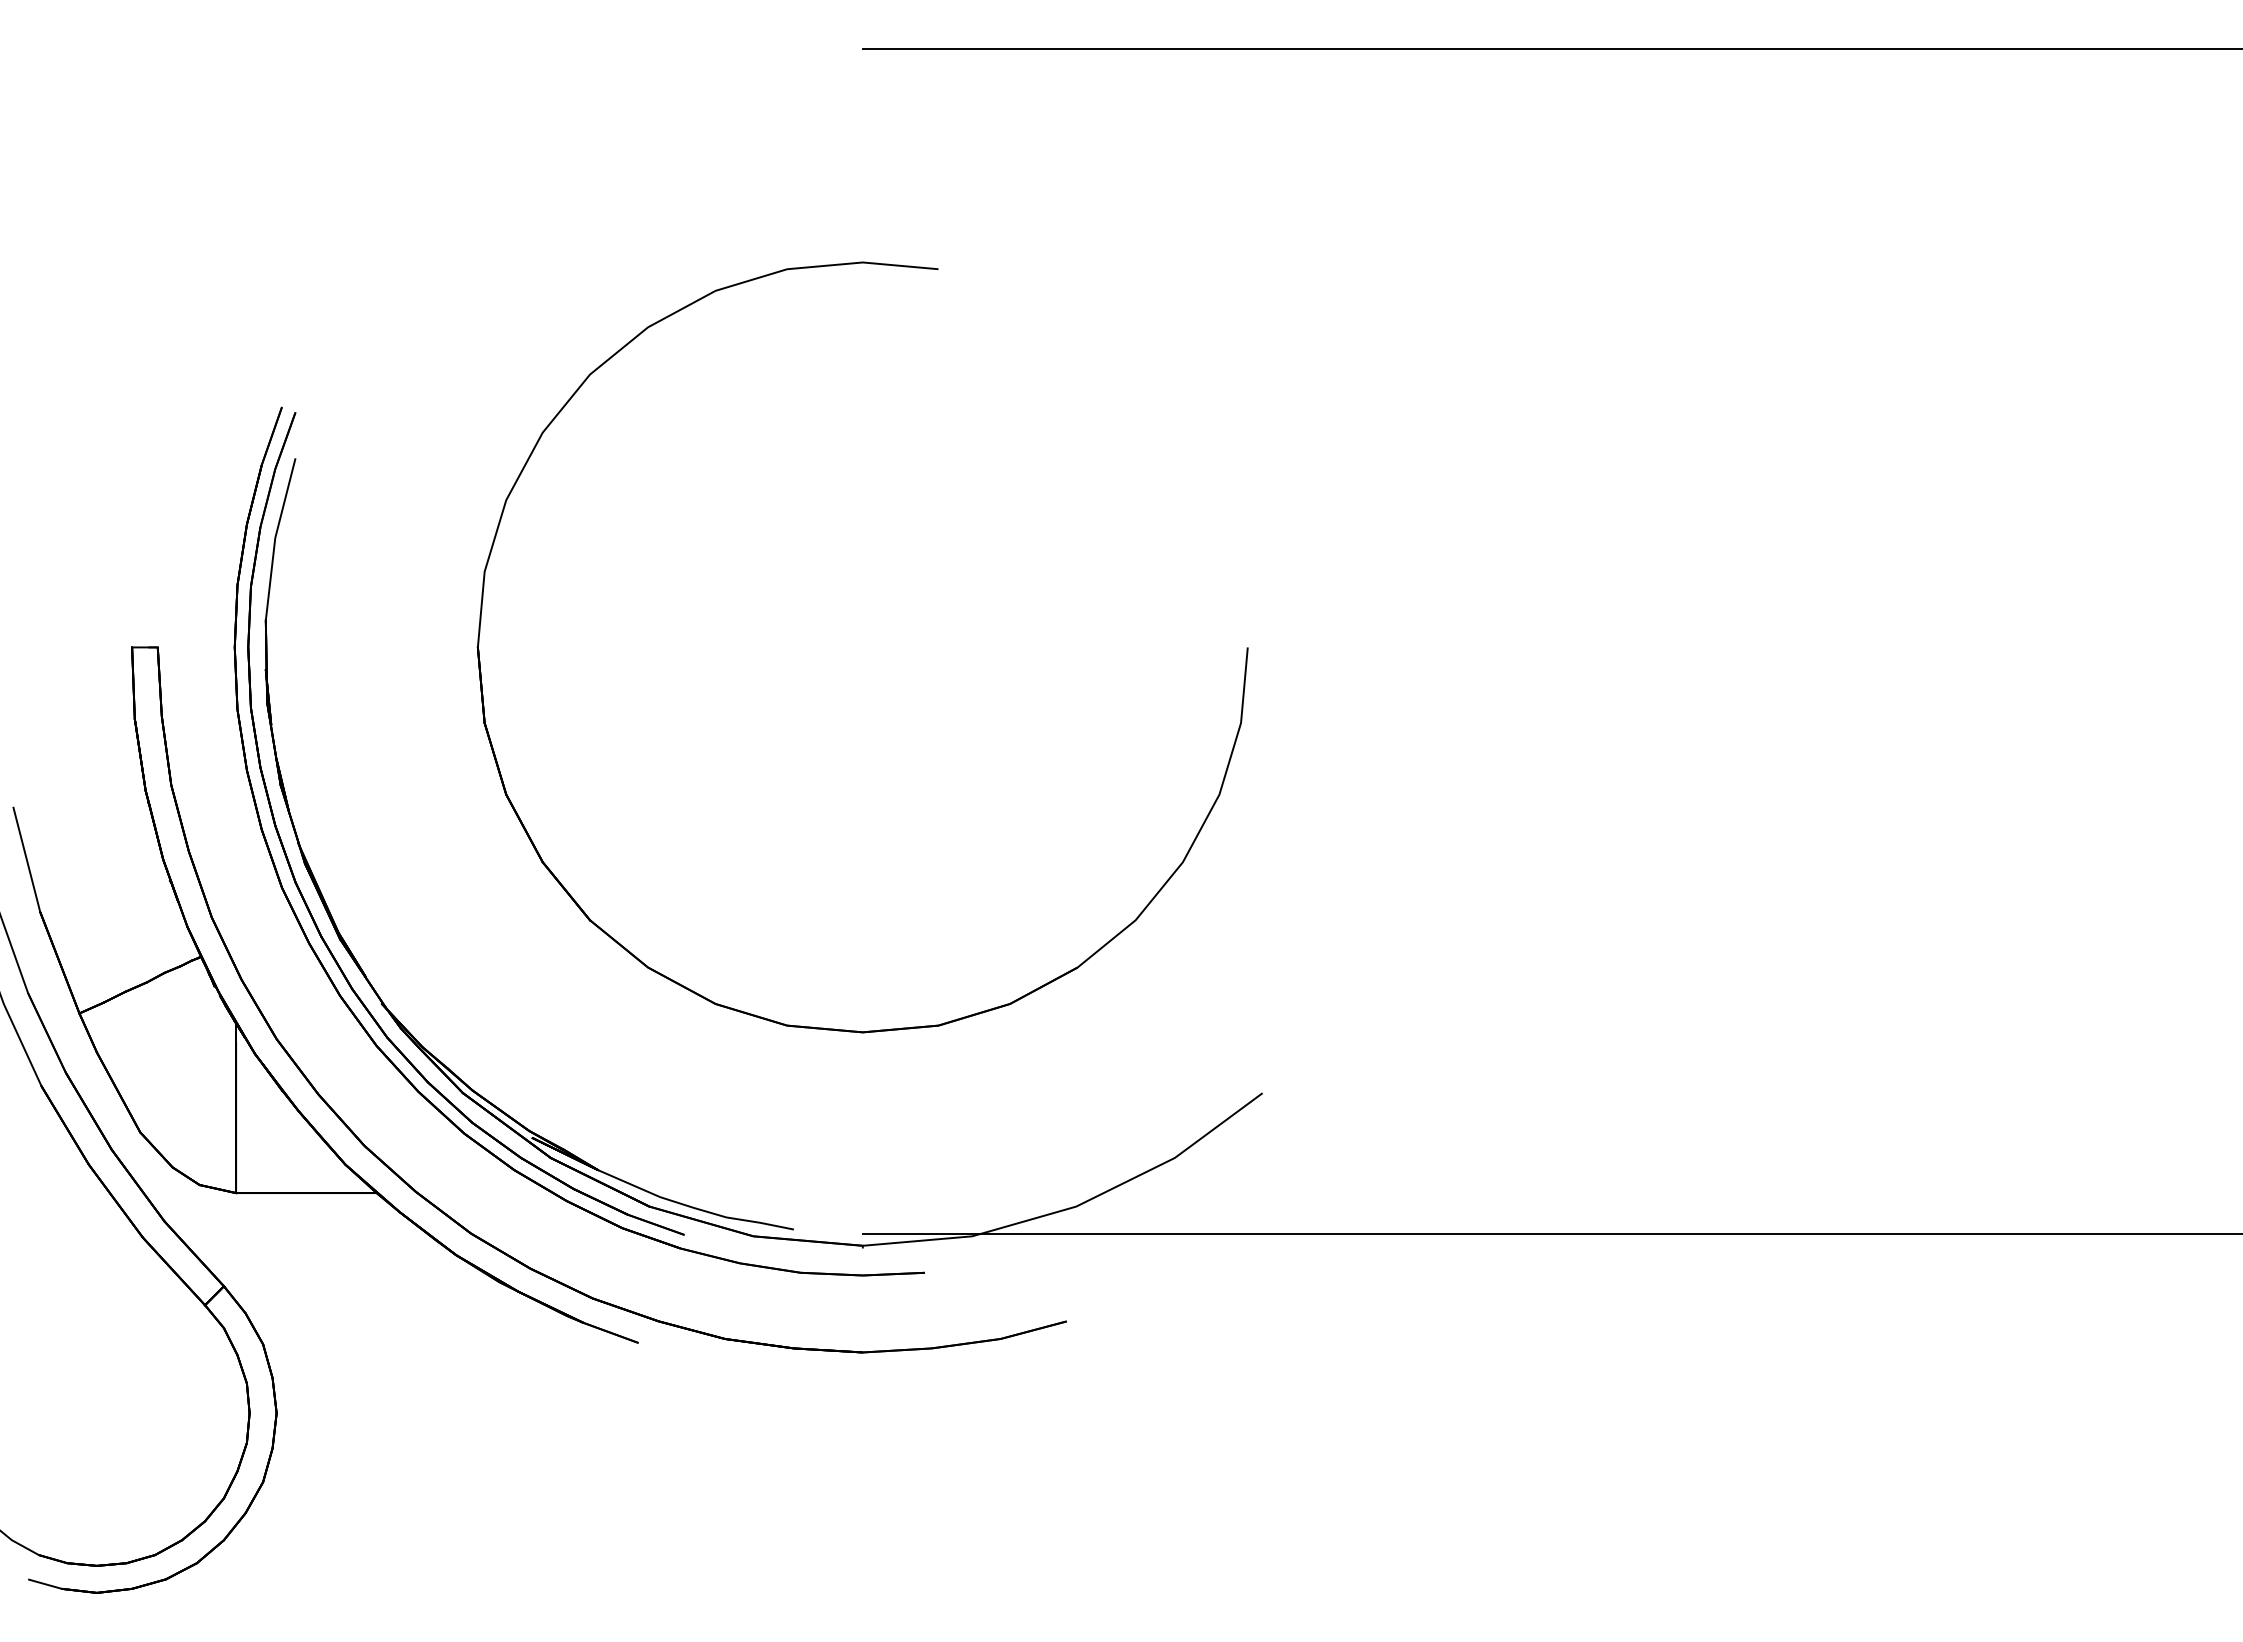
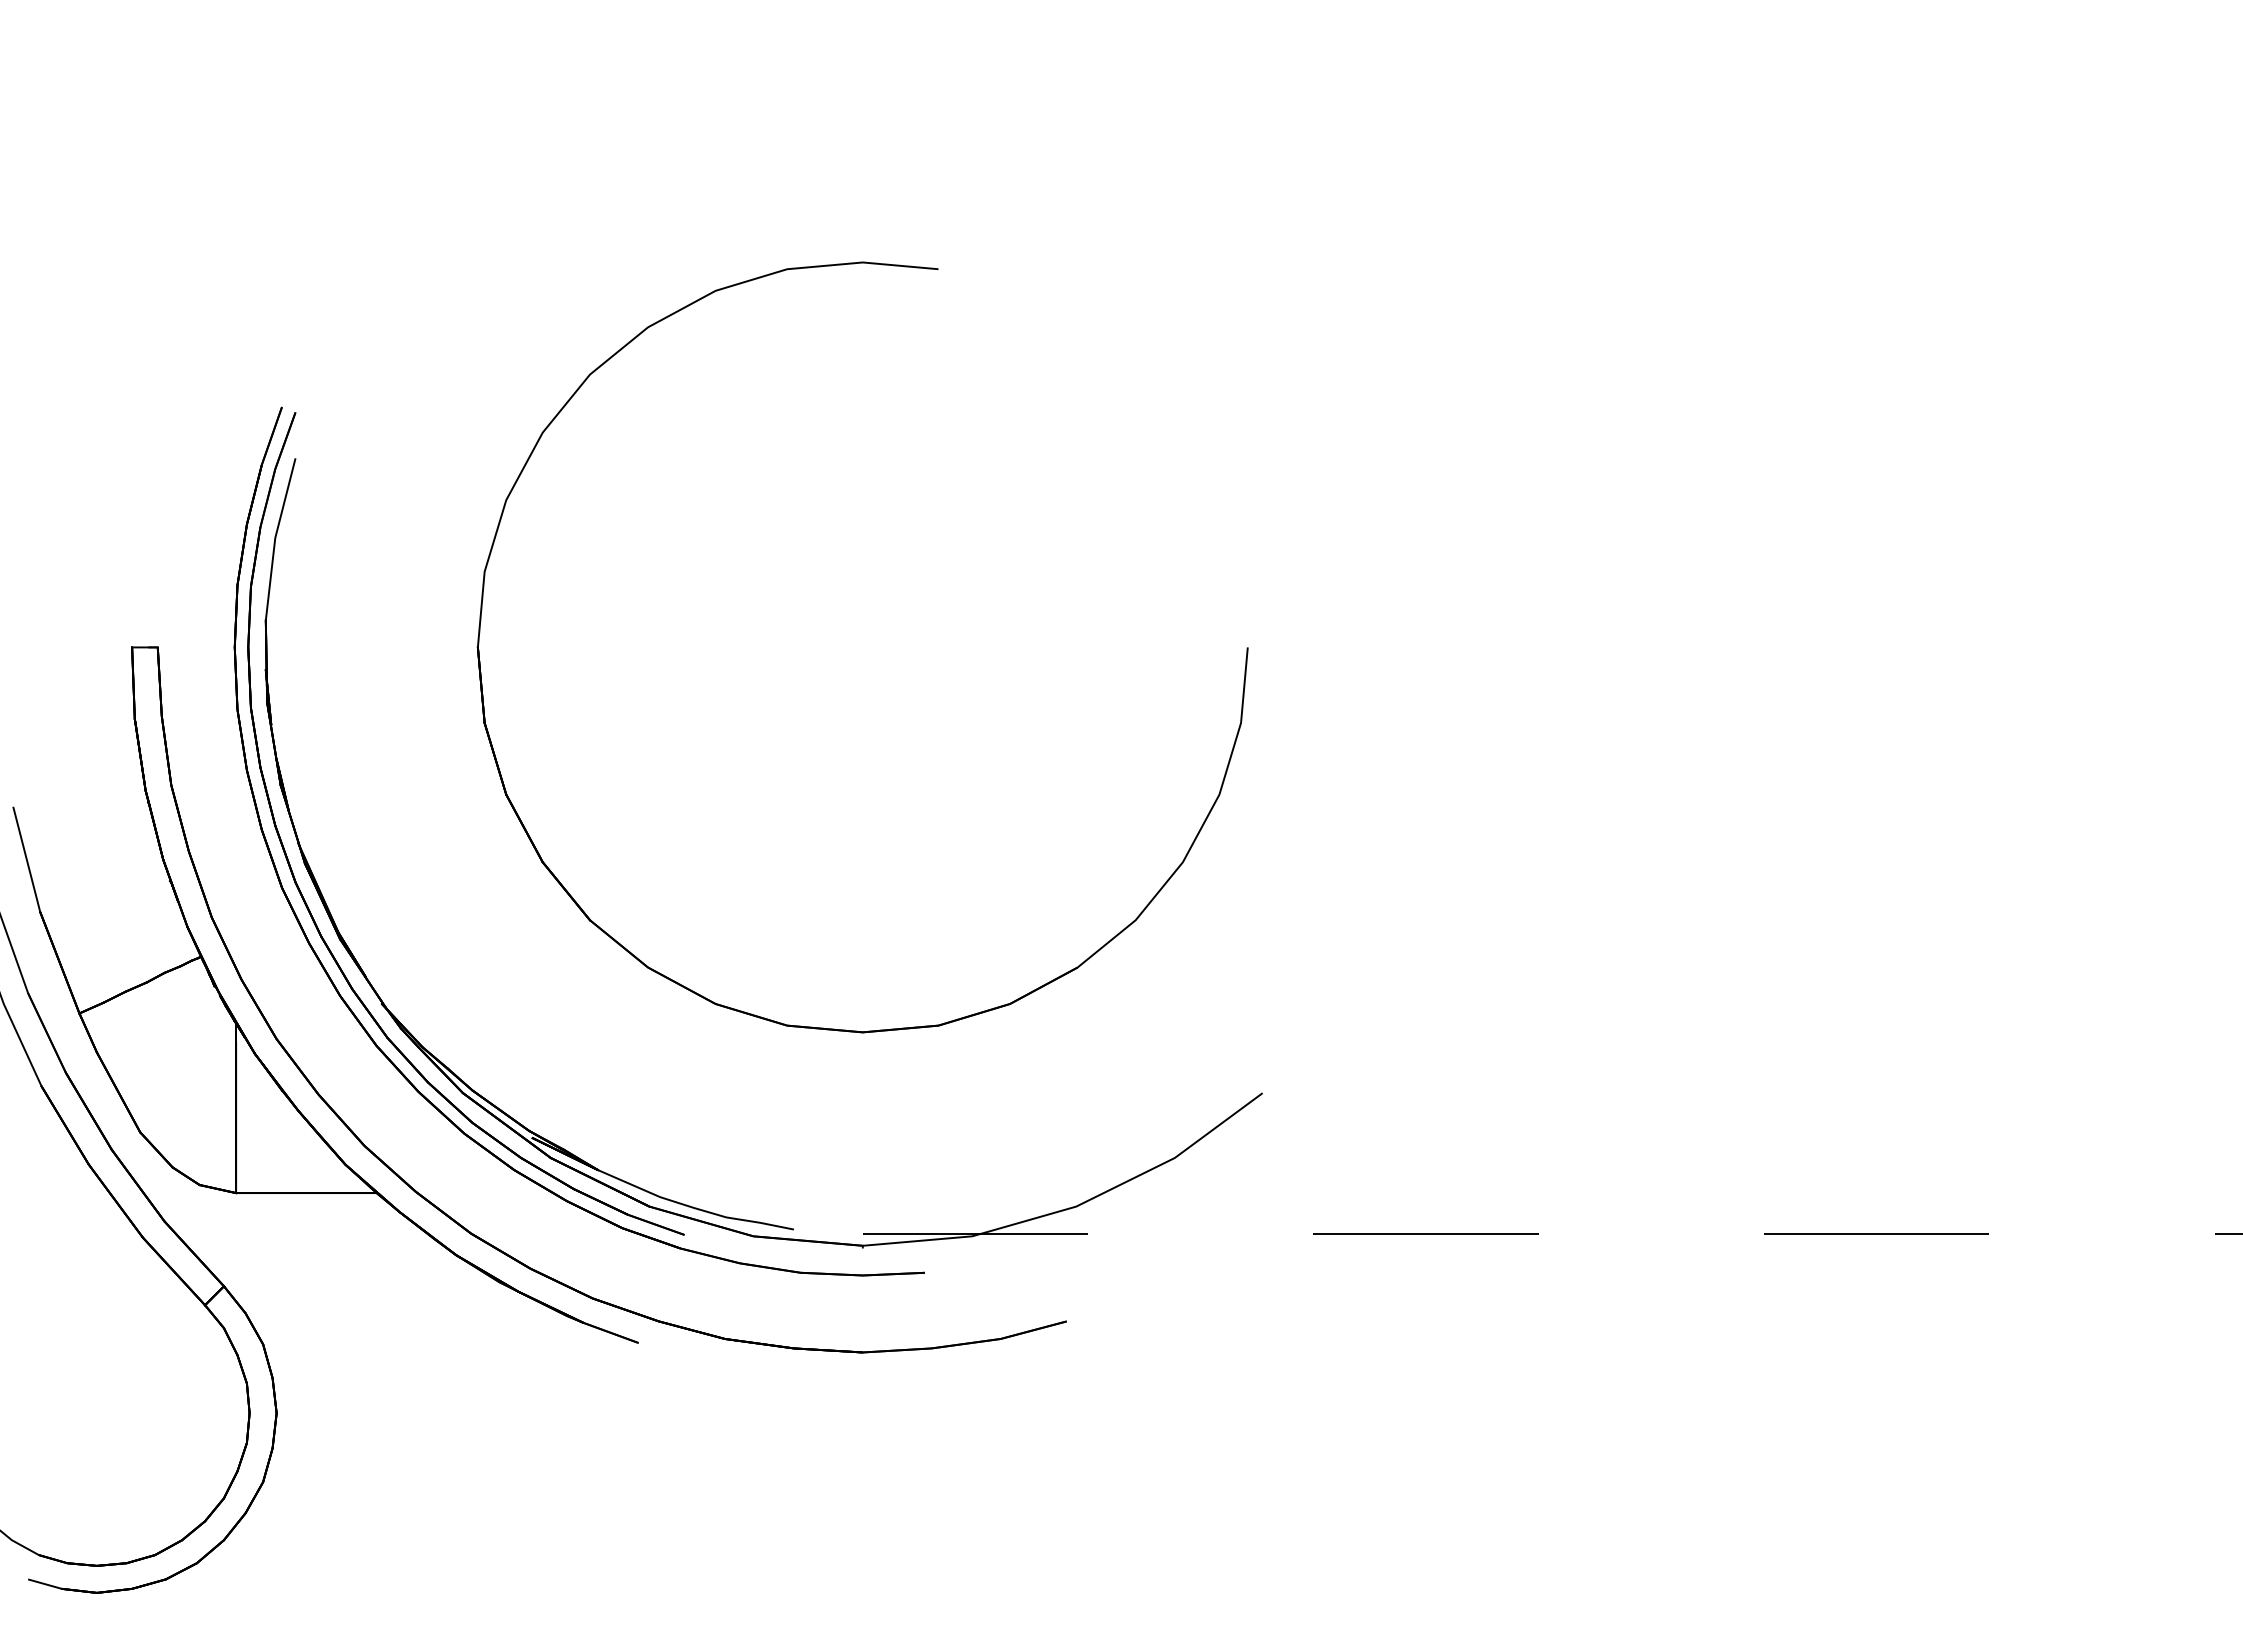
line: present -> none (1550, 49)
line: solid -> dashed (1552, 1233)
